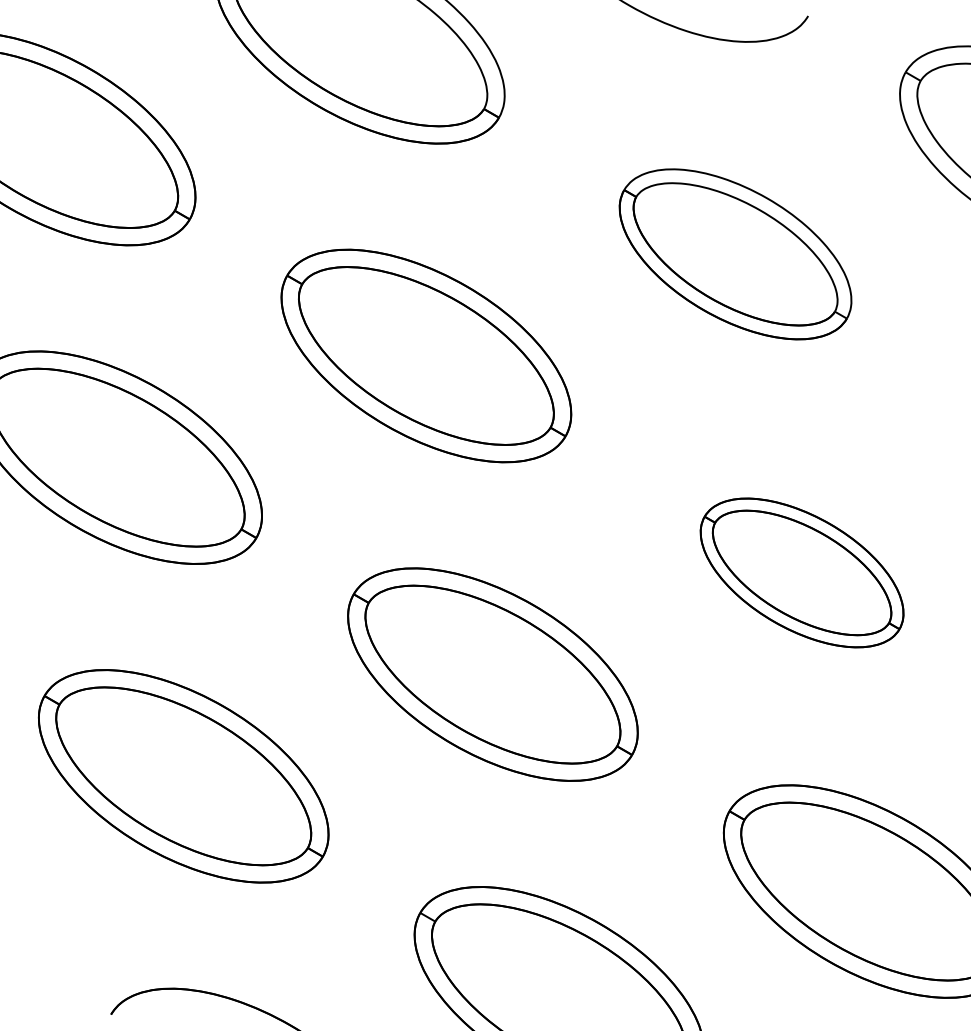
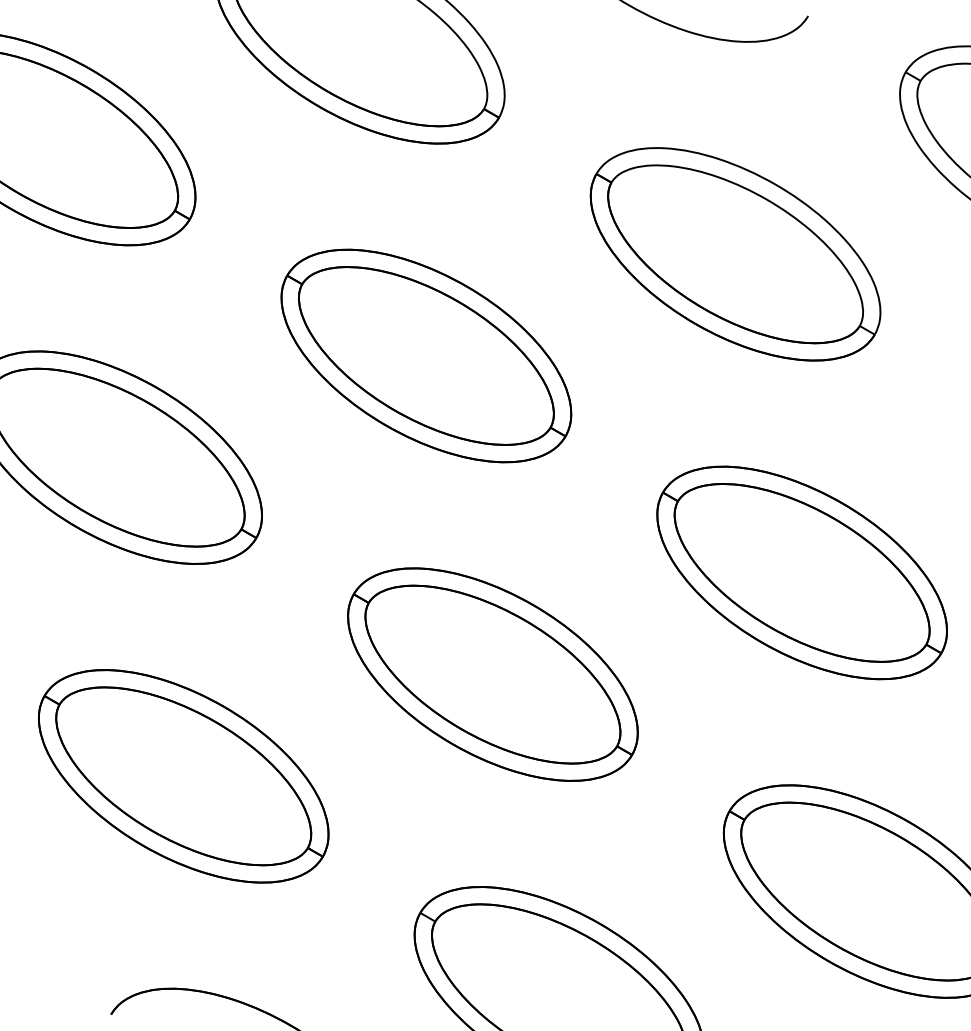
part size: 235x173 px -> 293x215 px (735, 254)
part size: 206x152 px -> 292x216 px (801, 572)
